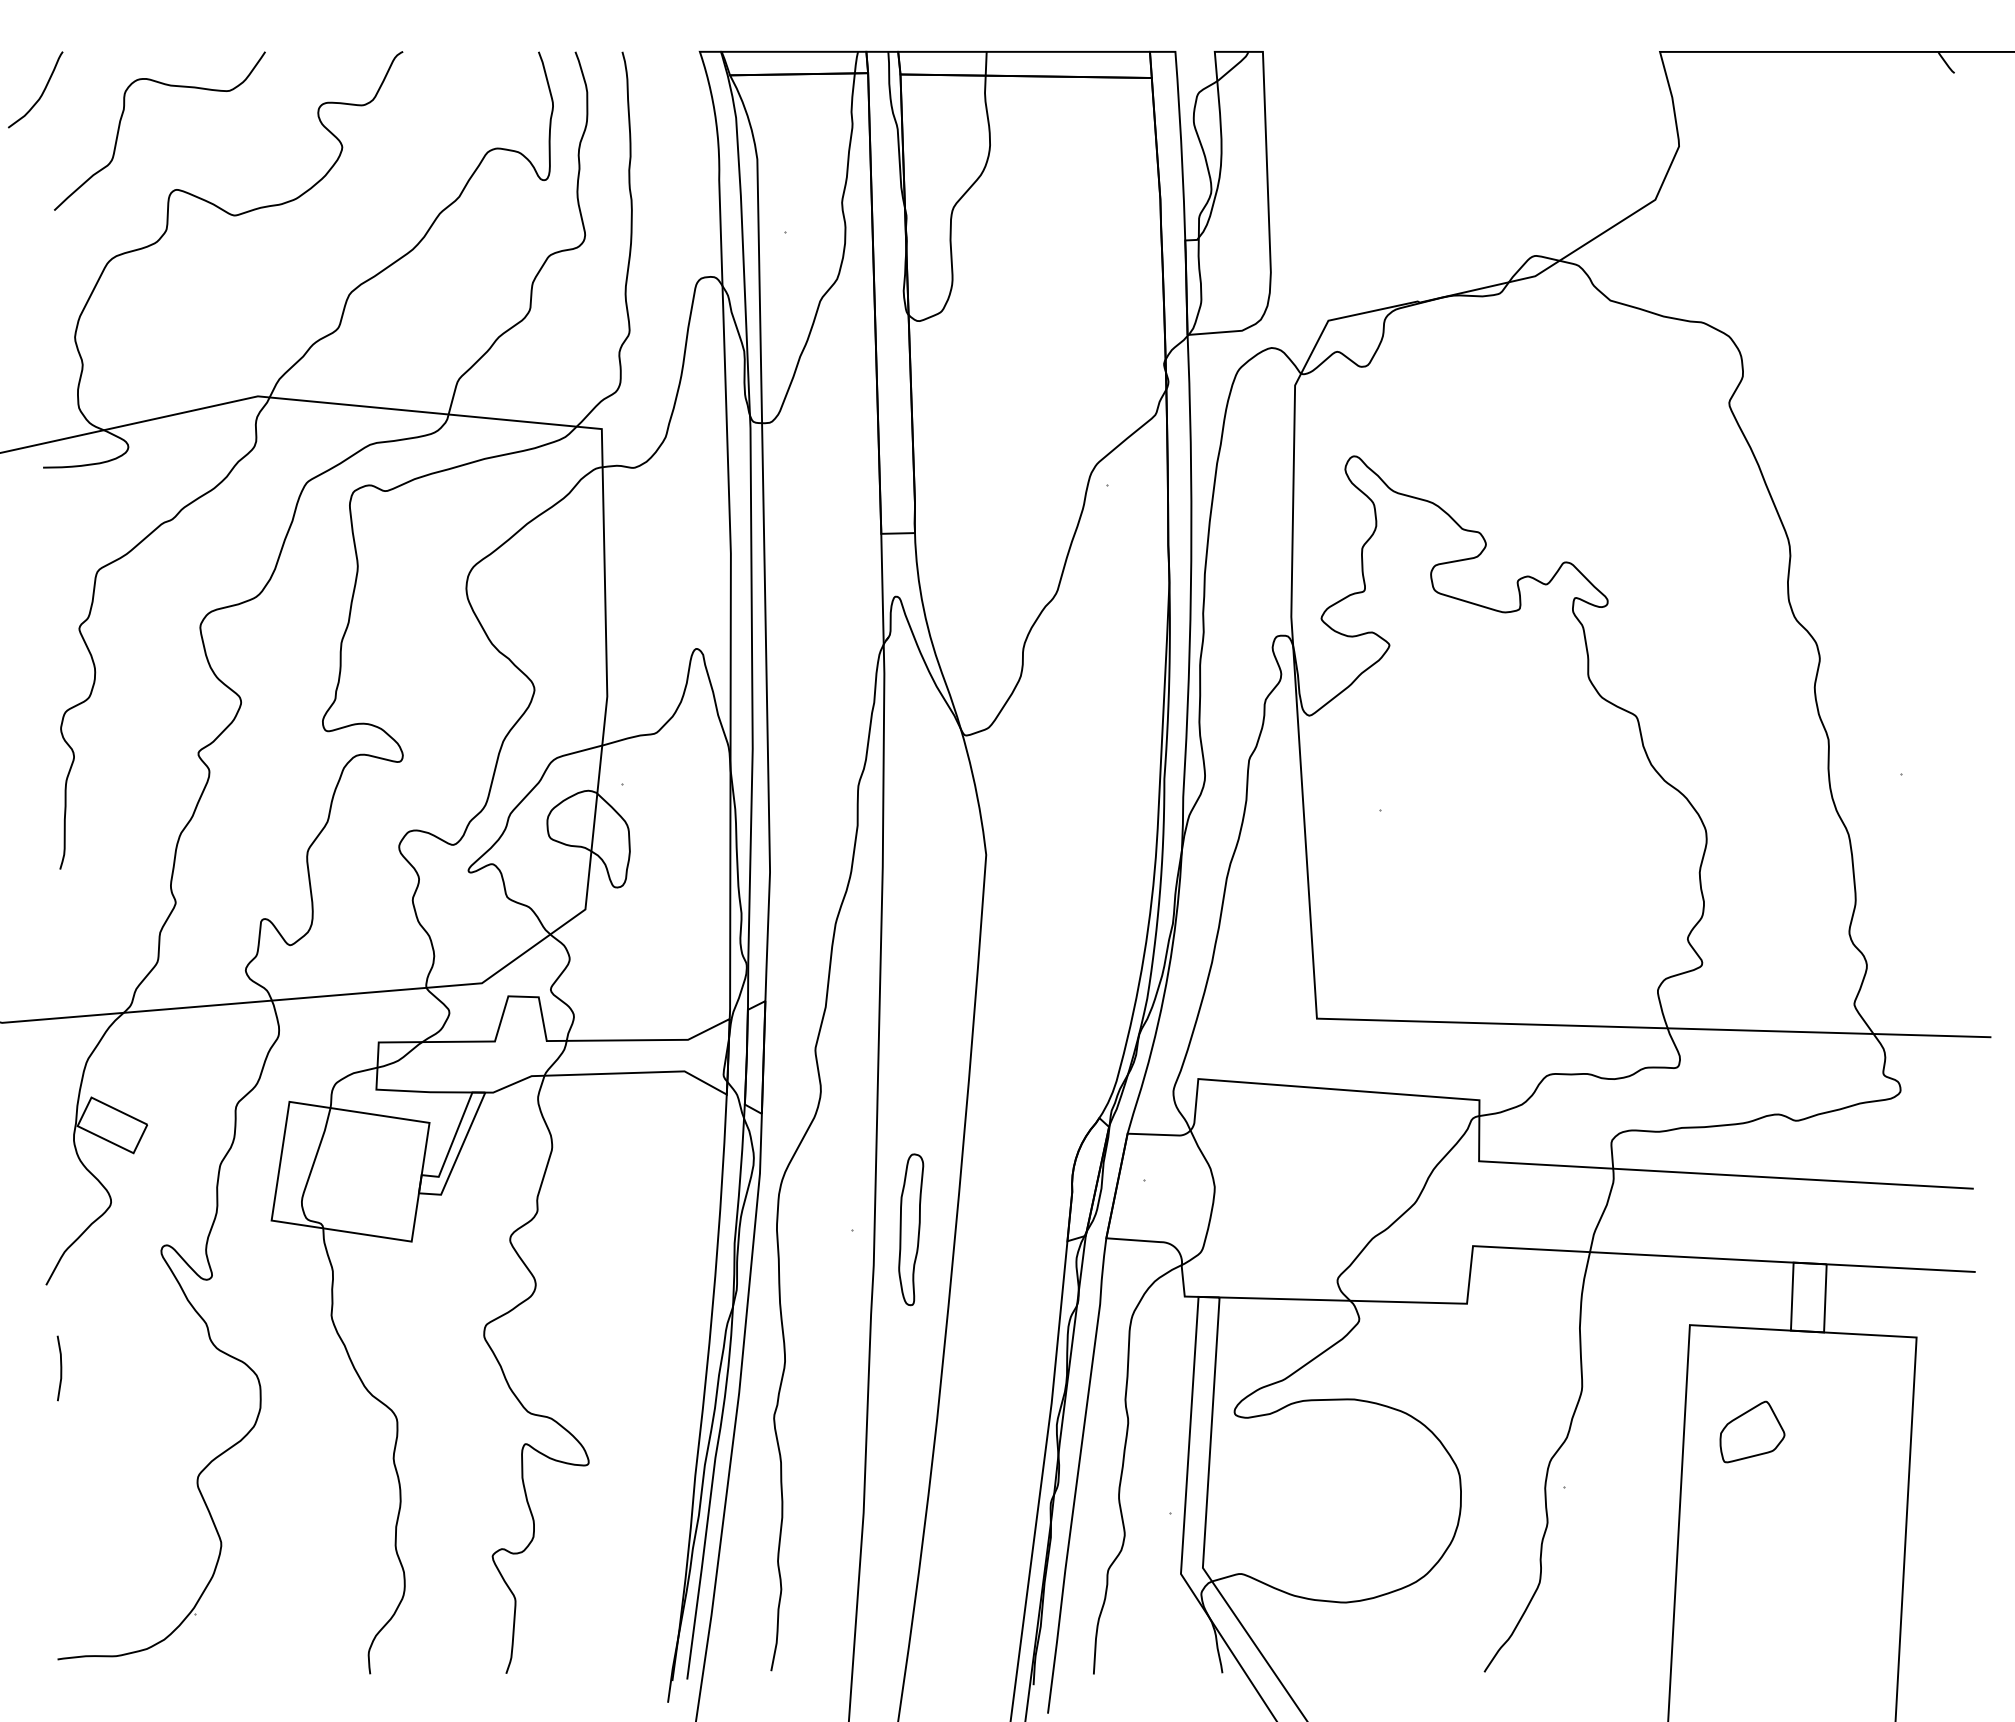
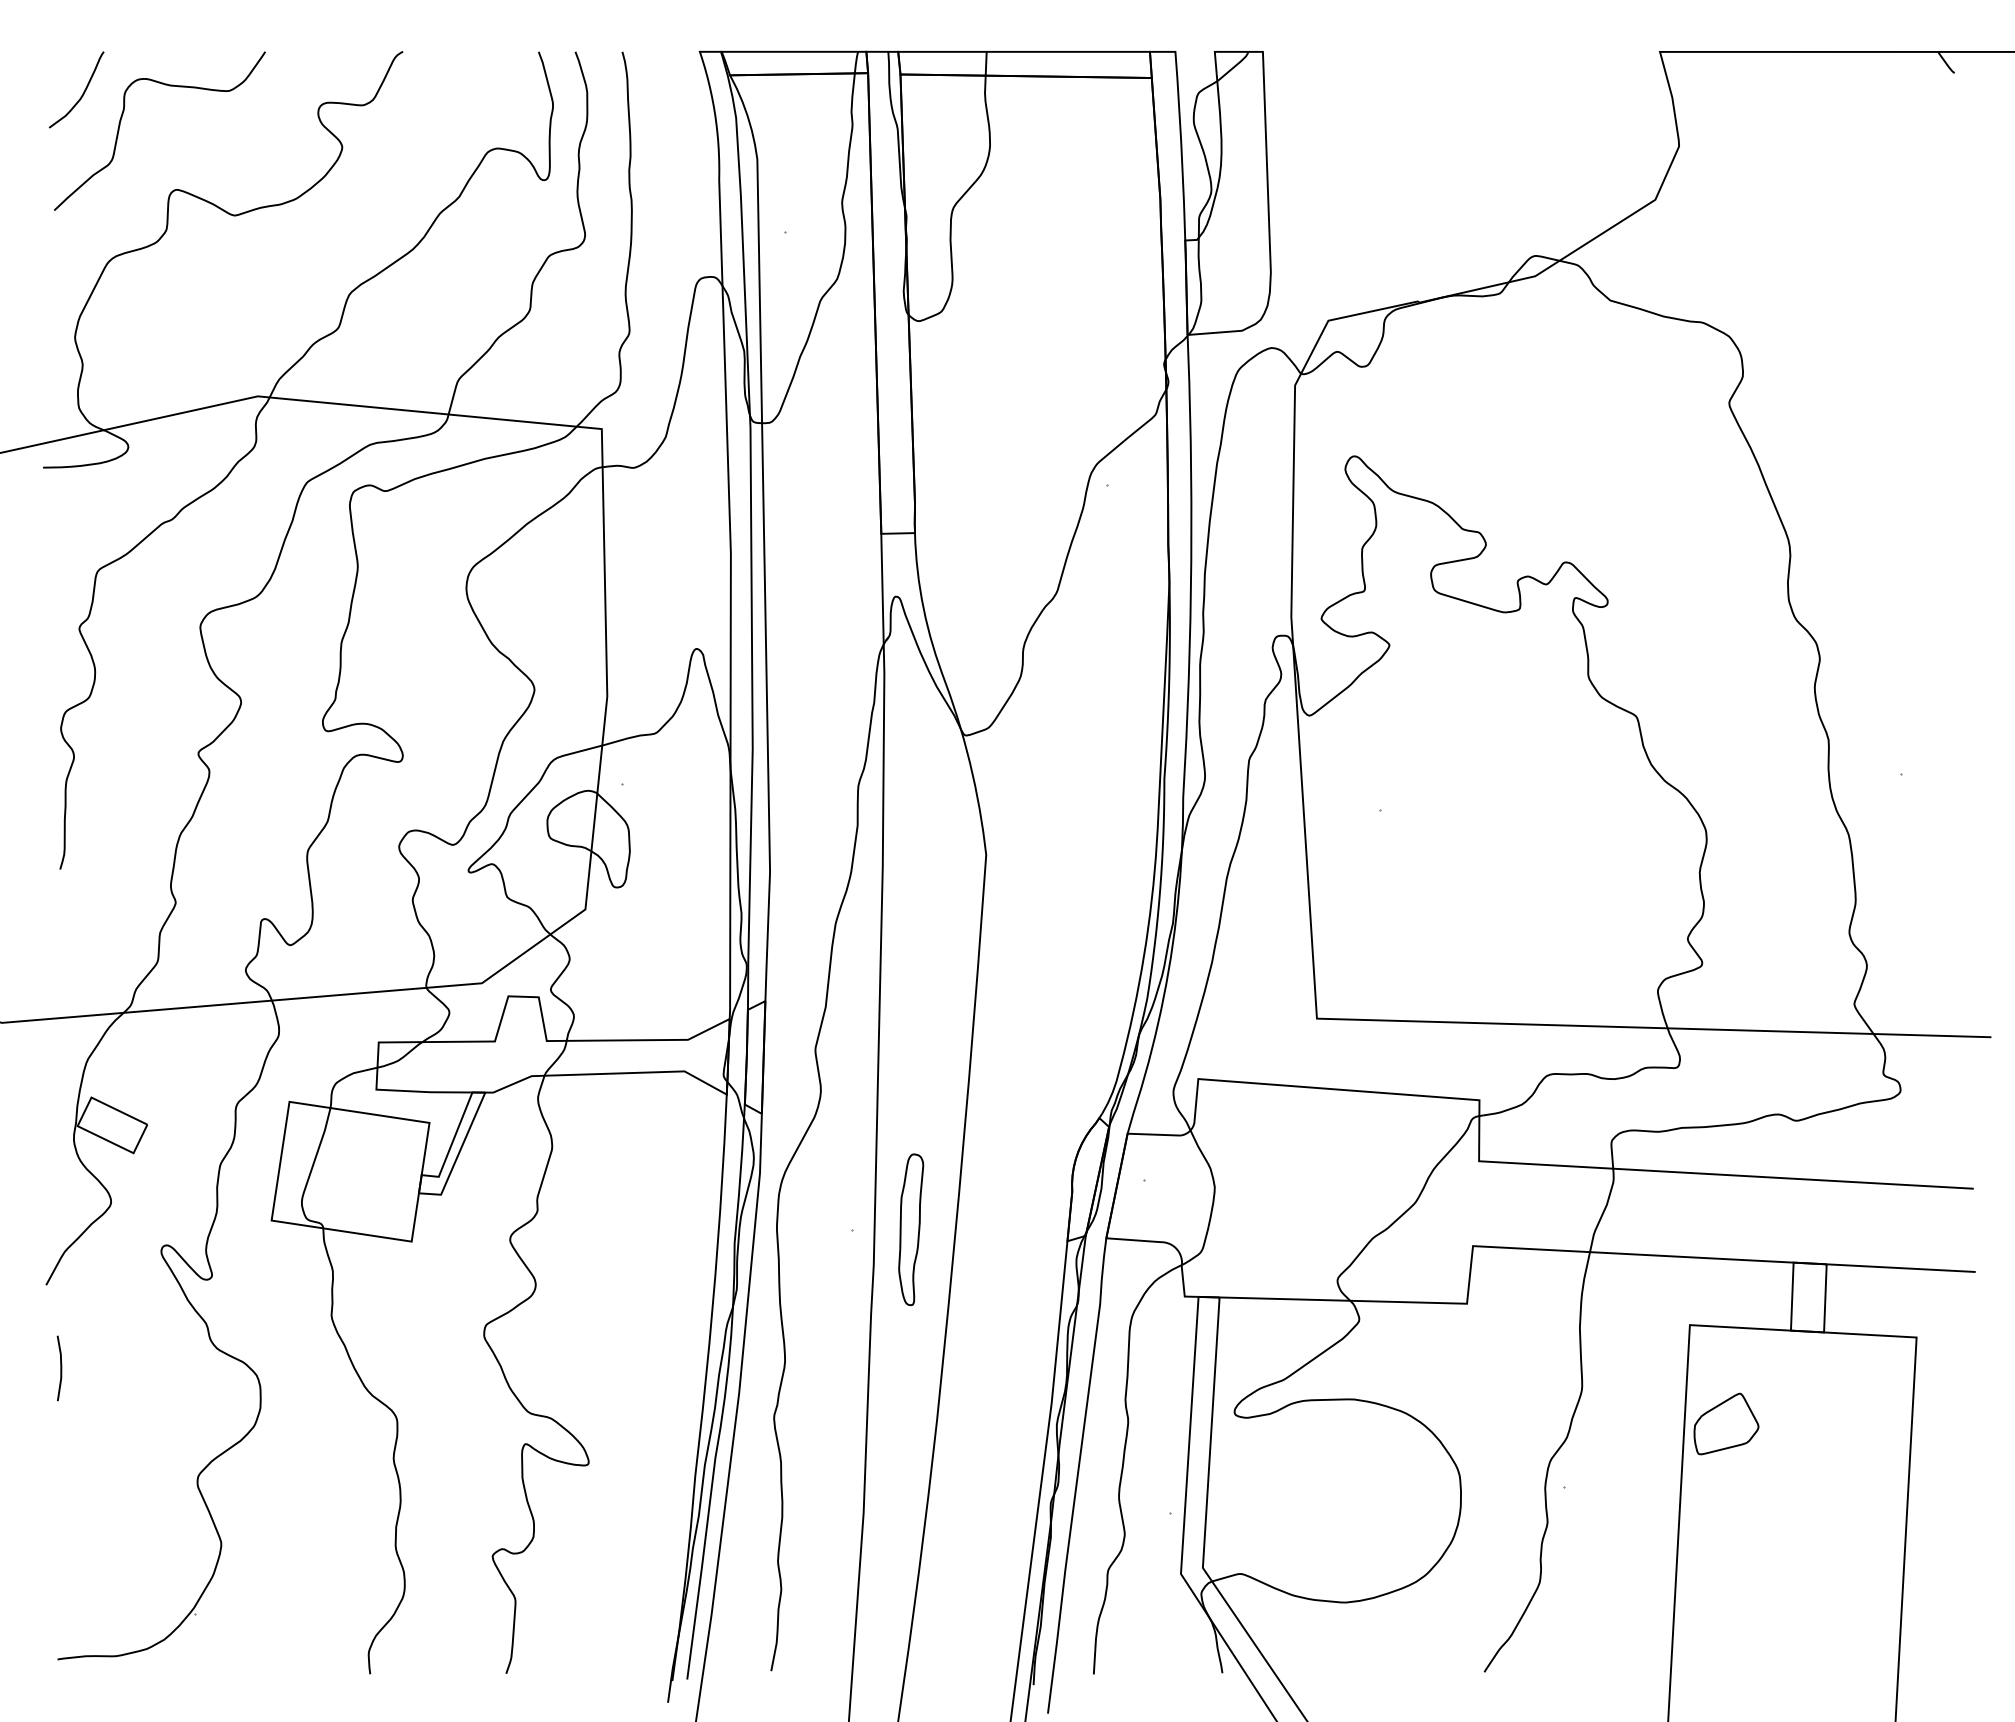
curve position: (41, 93) -> (82, 93) (82, 93)
part position: (1752, 1431) -> (1726, 1423) (1726, 1423)
